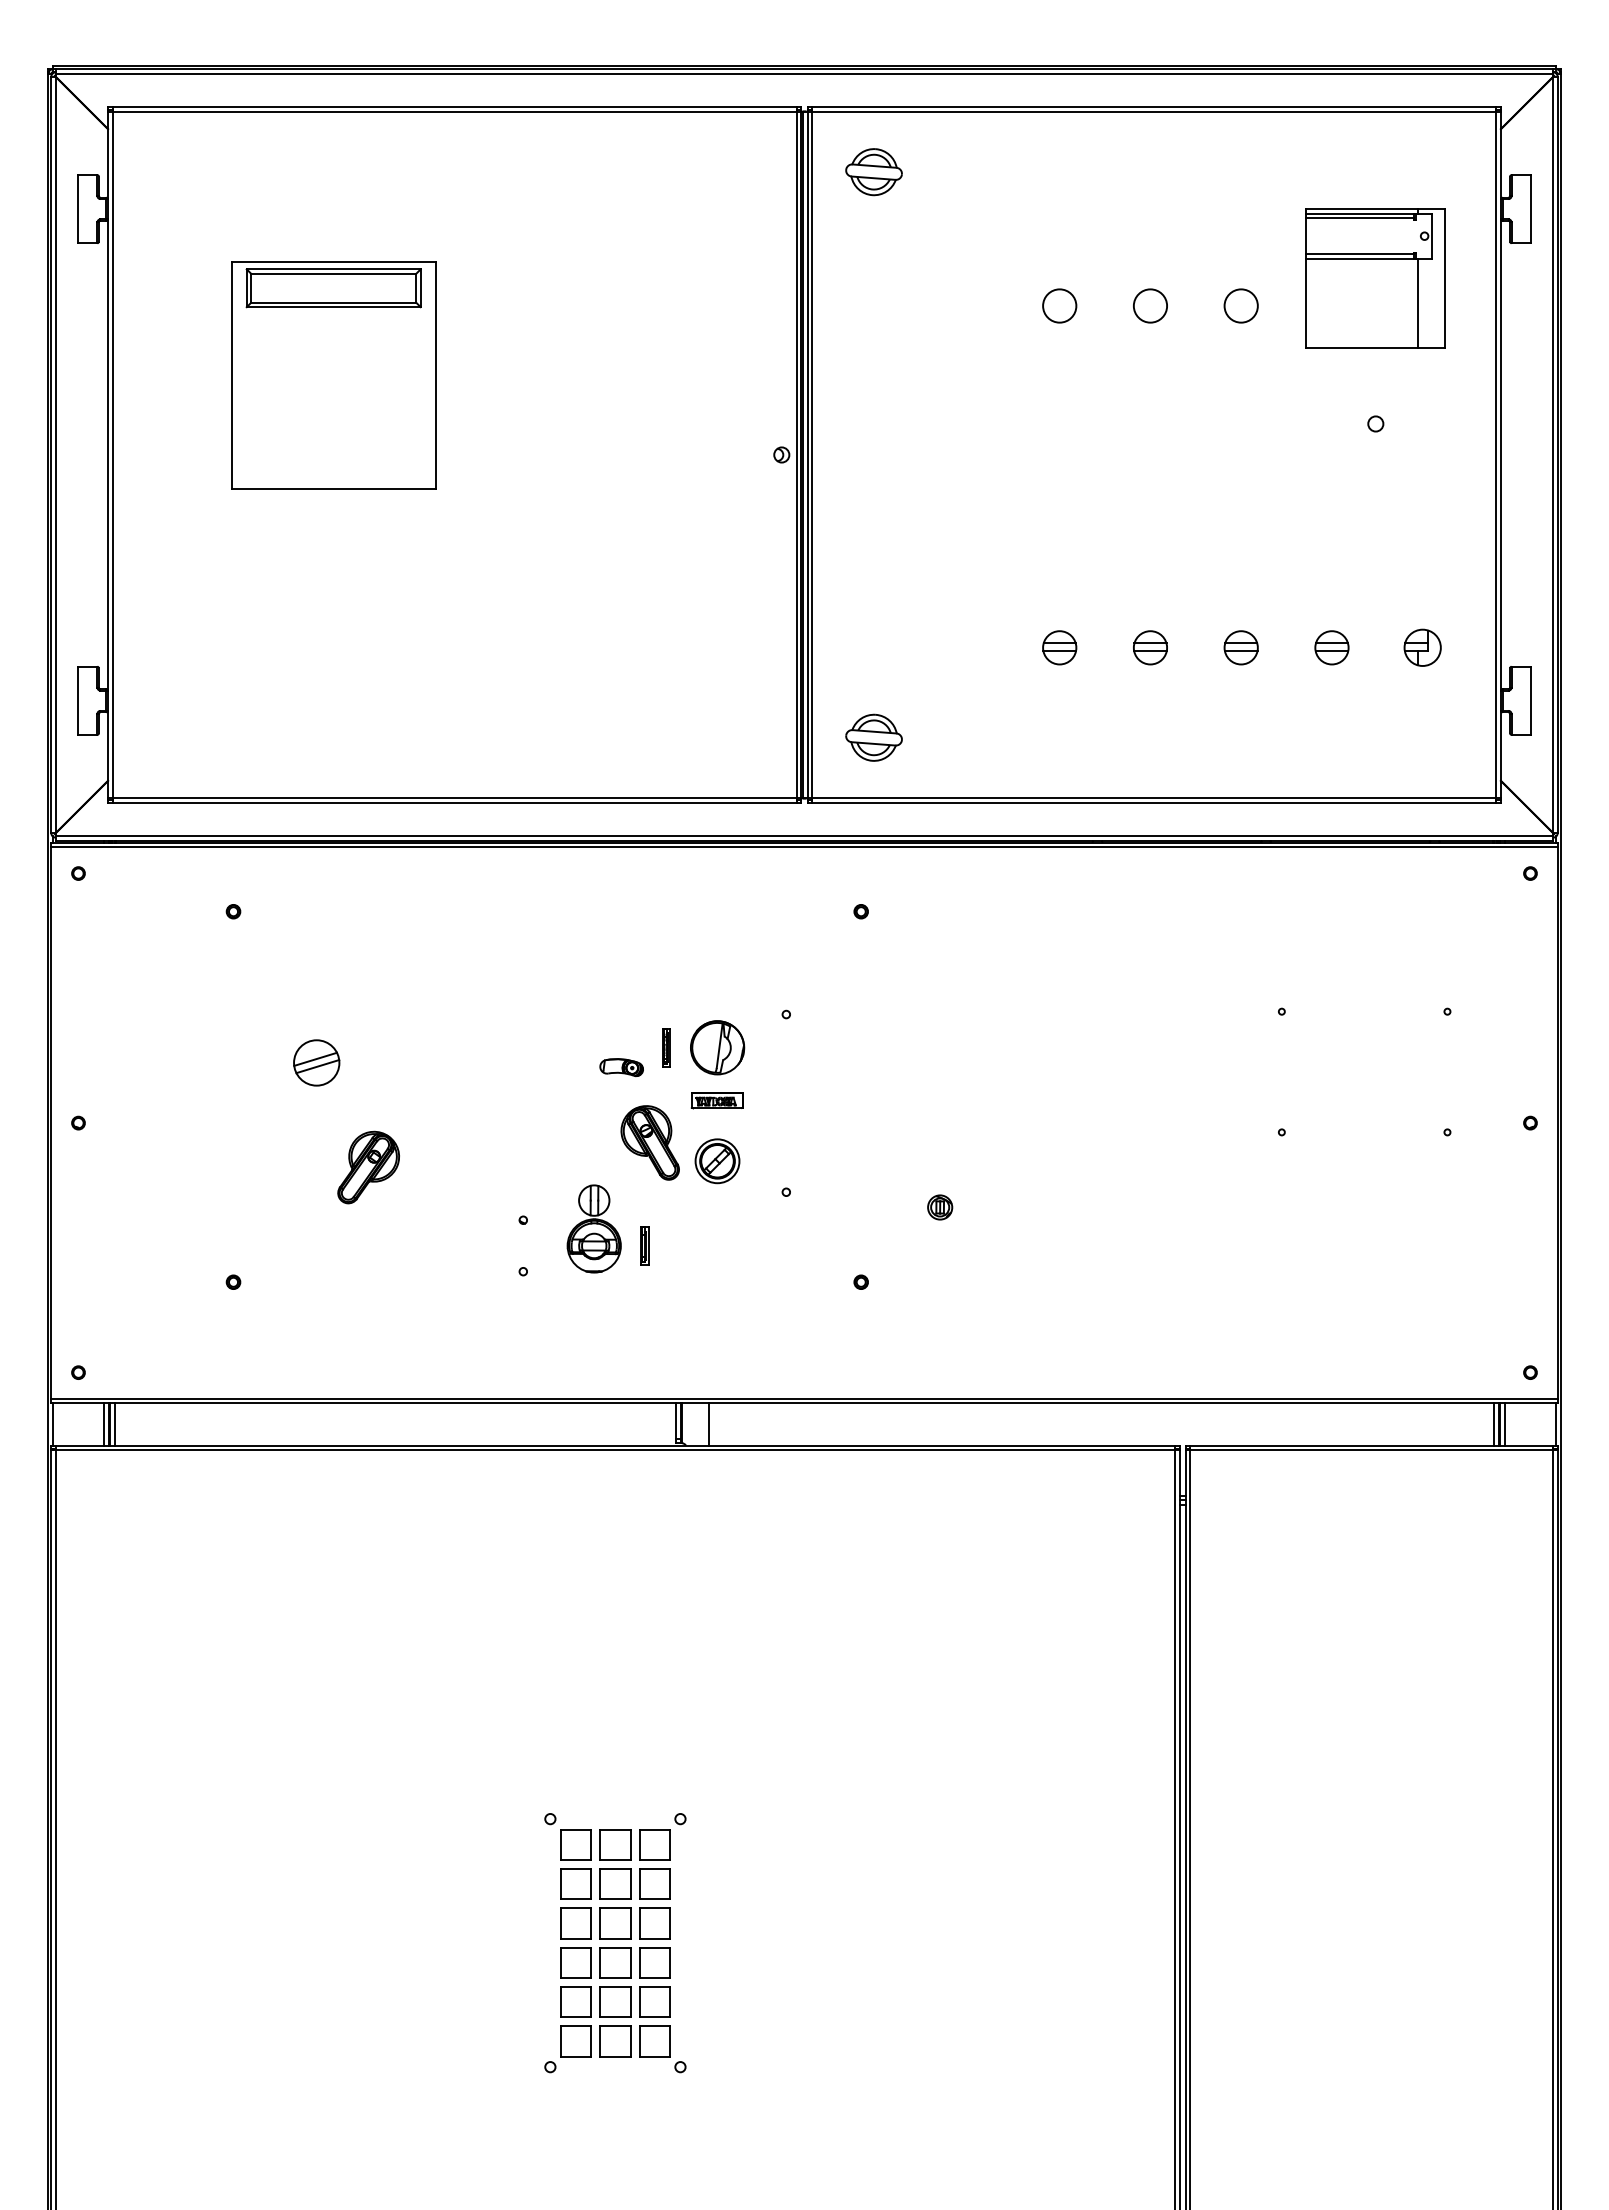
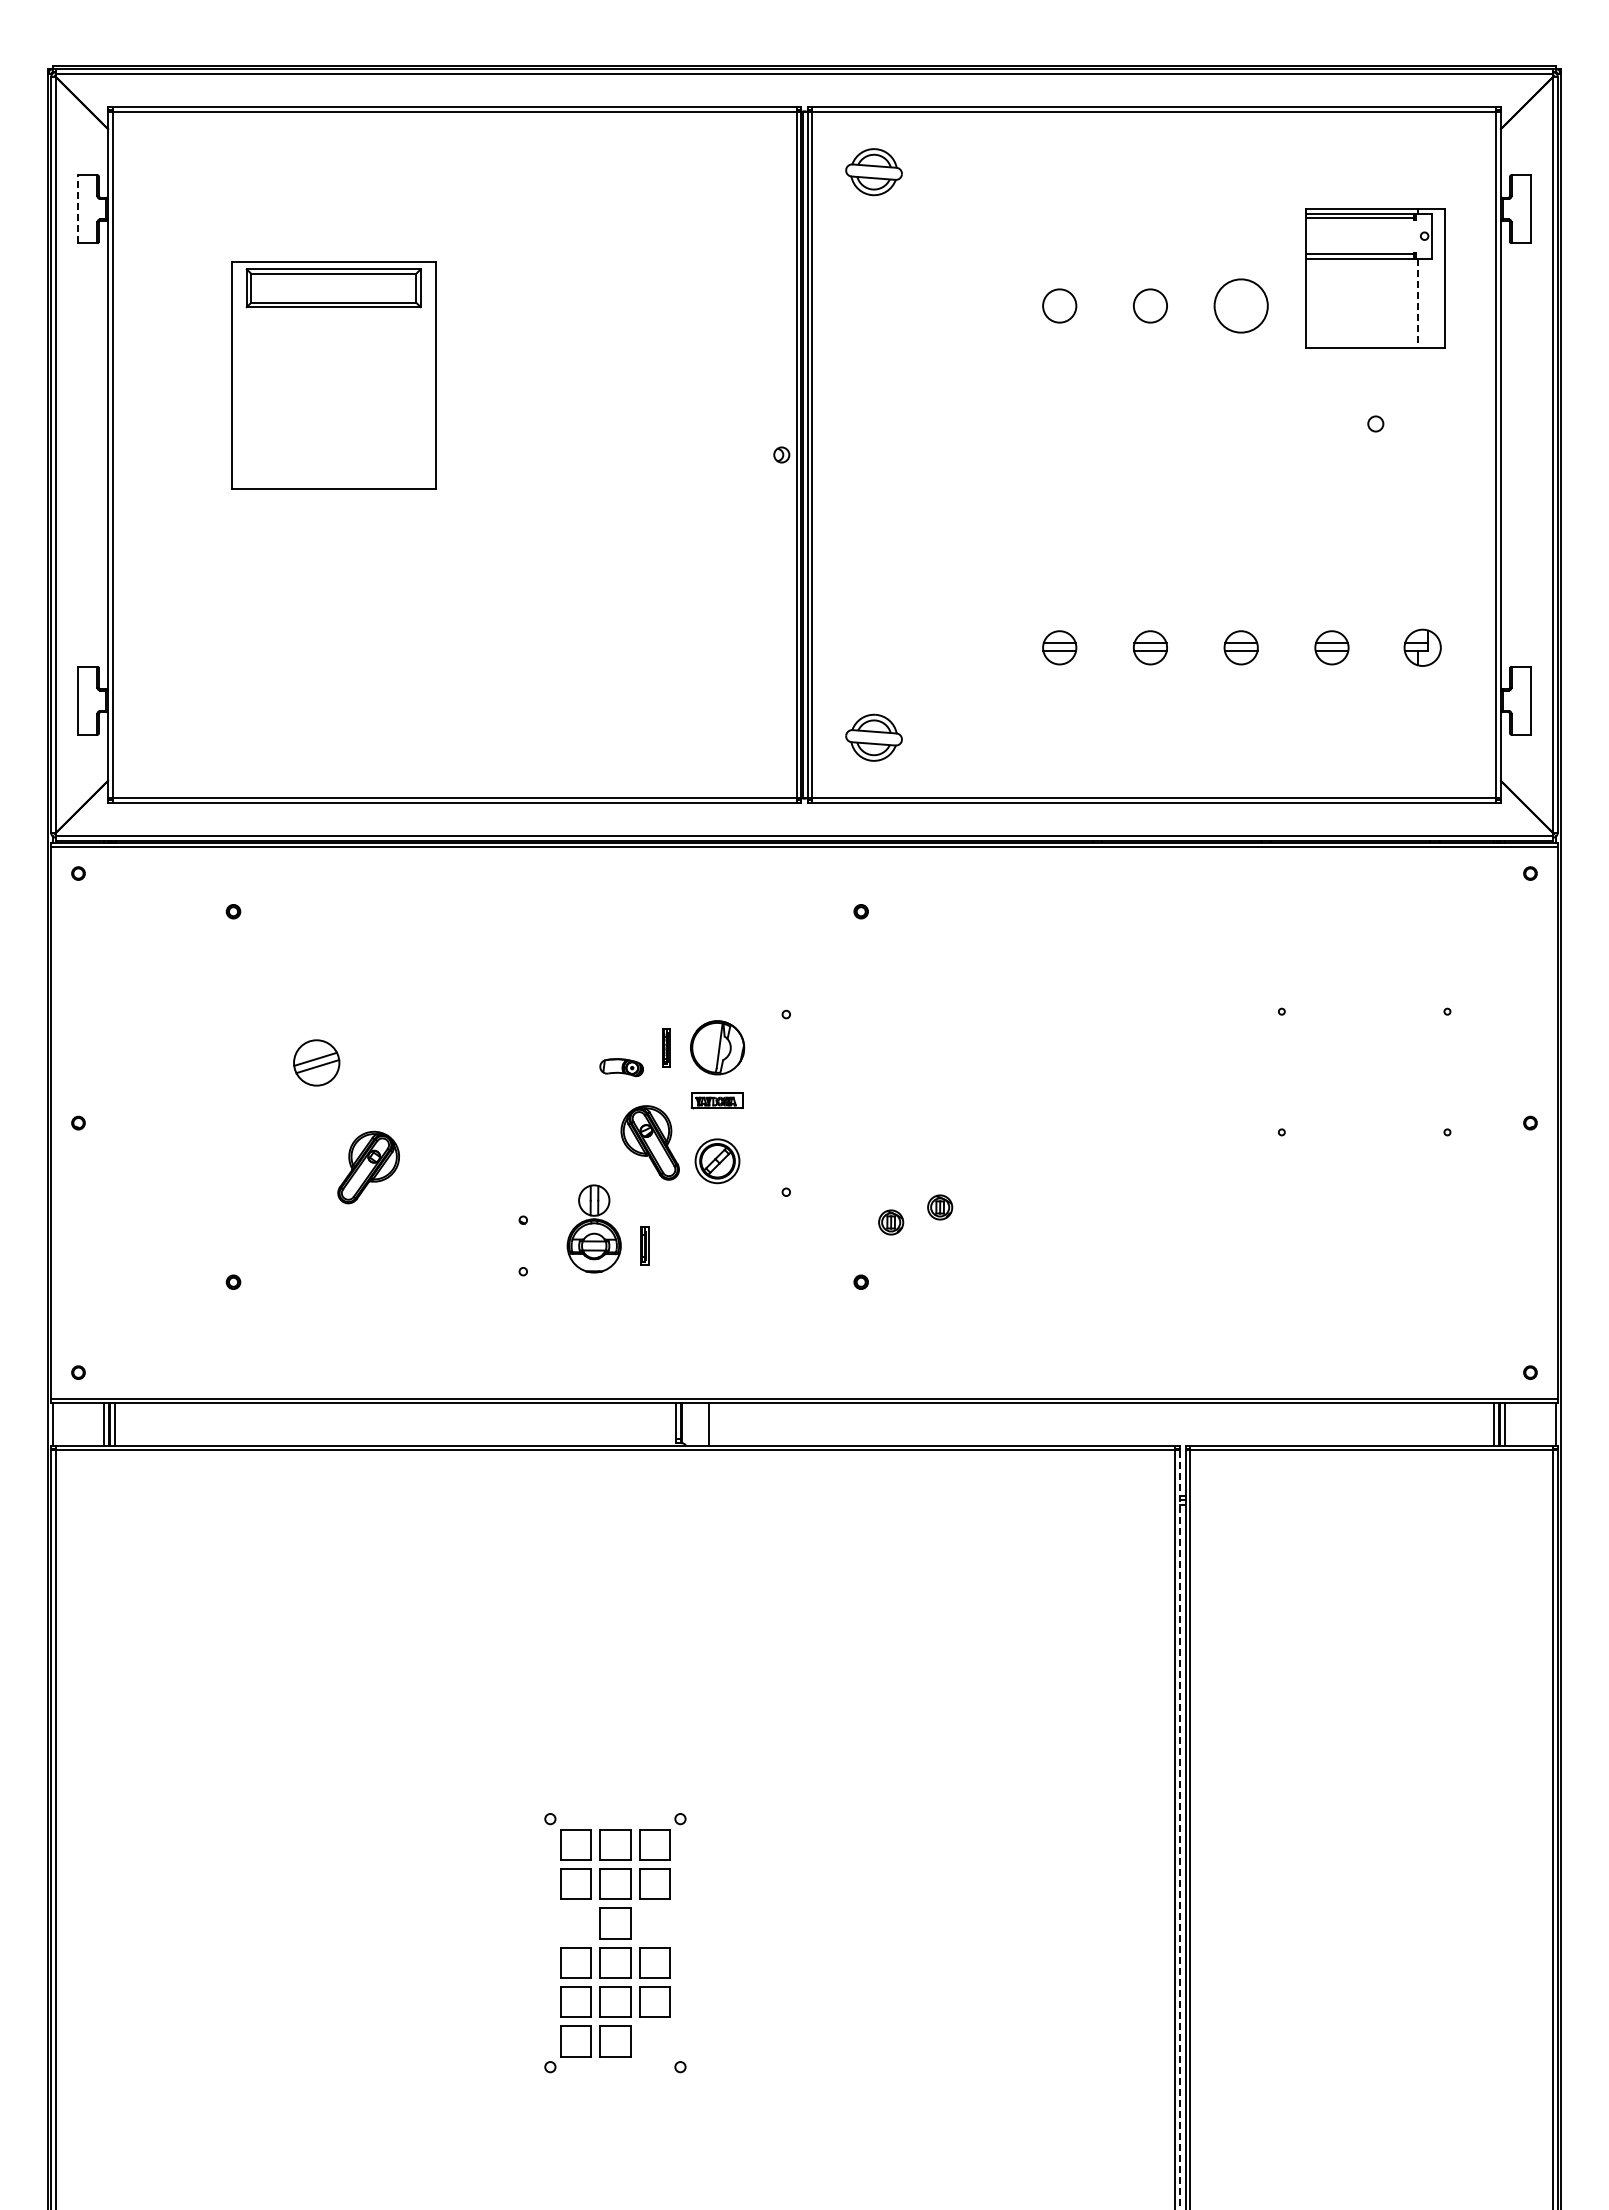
line: solid -> dashed (77, 208)
line: solid -> dashed (1418, 303)
circle diameter: 33 px -> 53 px (1240, 305)
part: none -> present (891, 1222)
line: solid -> dashed (1179, 1830)
part: present -> none (575, 1923)
part: present -> none (654, 1923)
part: present -> none (654, 2041)
